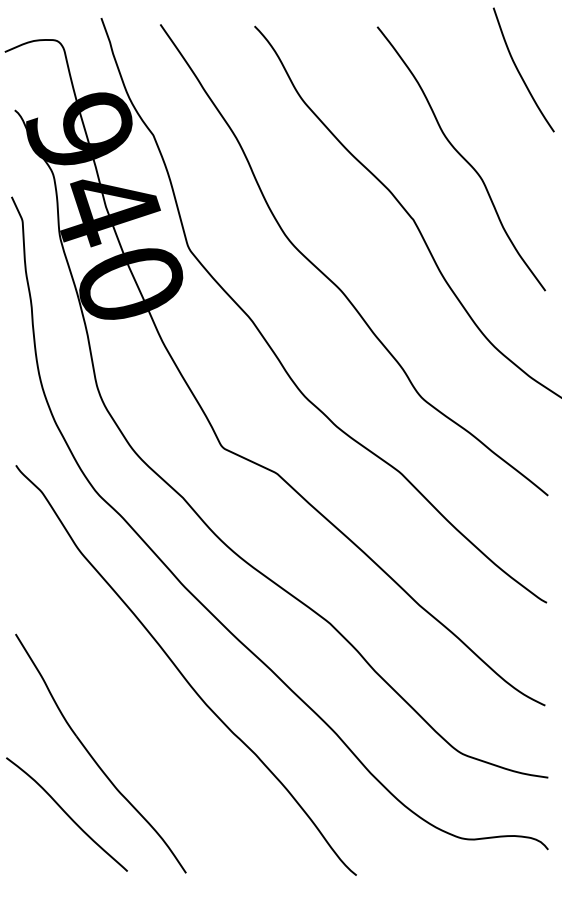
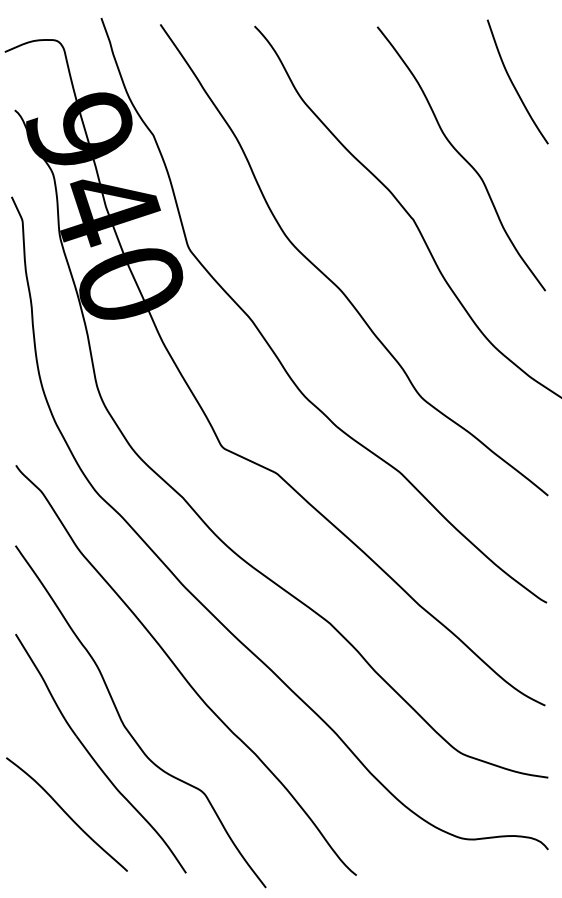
curve position: (520, 72) -> (514, 84) (514, 84)
curve: none -> present (125, 725)
